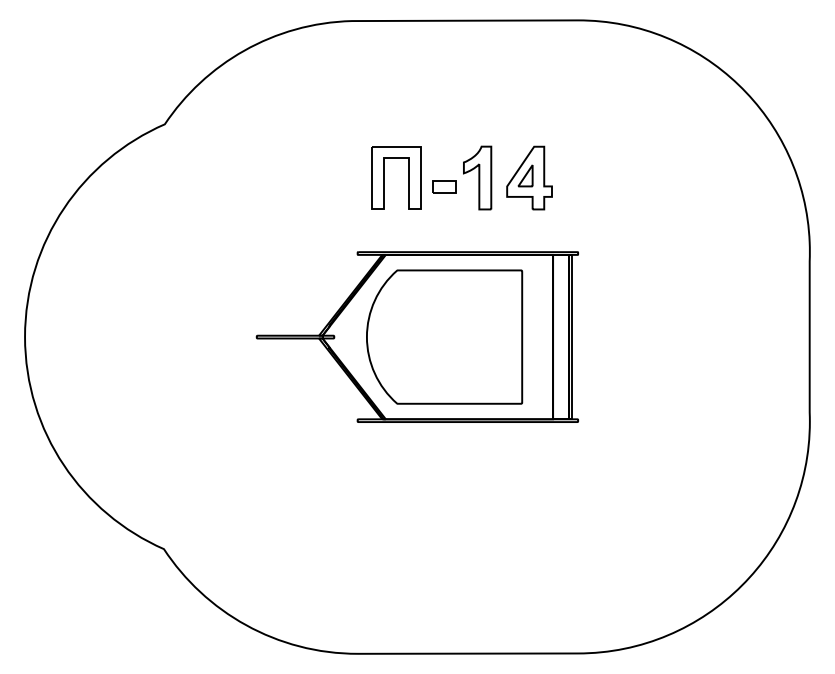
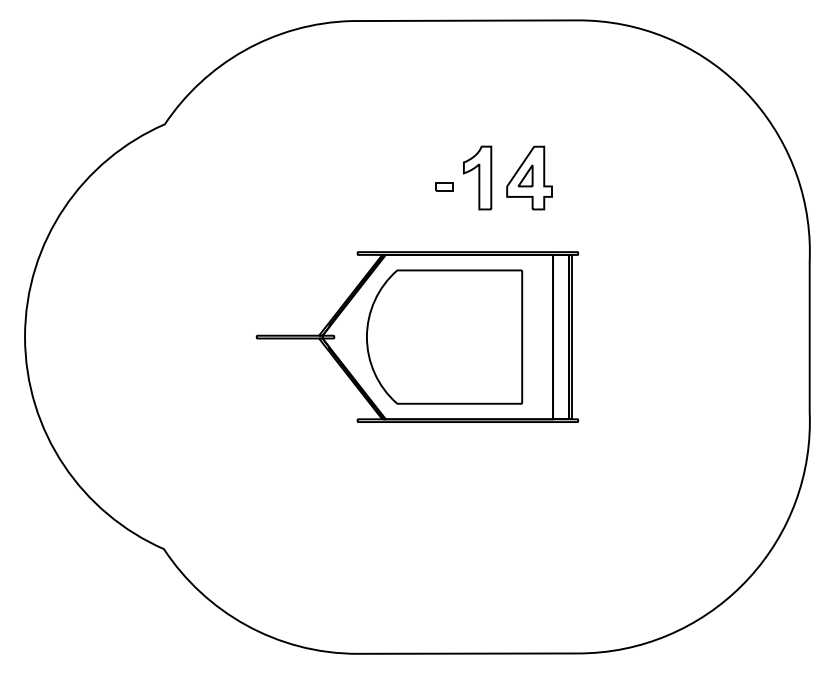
part: present -> none (384, 177)
part size: 25x14 px -> 19x10 px (444, 186)
